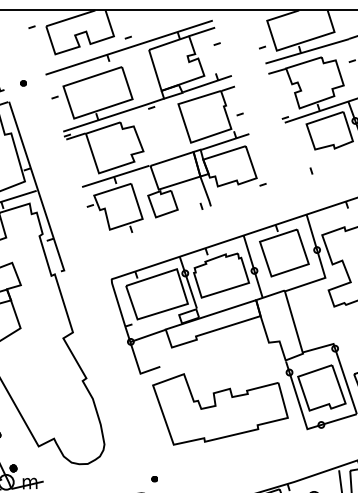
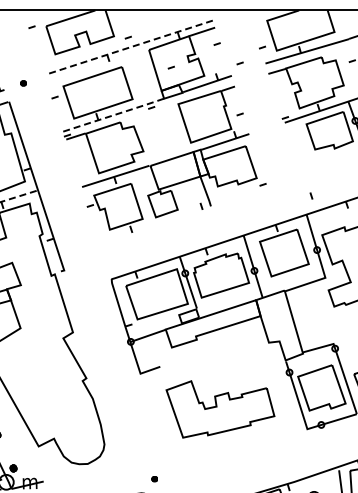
line: solid -> dashed (129, 47)
line: none -> present (239, 63)
line: none -> present (170, 67)
line: solid -> dashed (114, 115)
line position: (311, 170) -> (311, 195) (311, 195)
line: solid -> dashed (18, 196)
part size: 137x73 px -> 111x59 px (220, 409)
